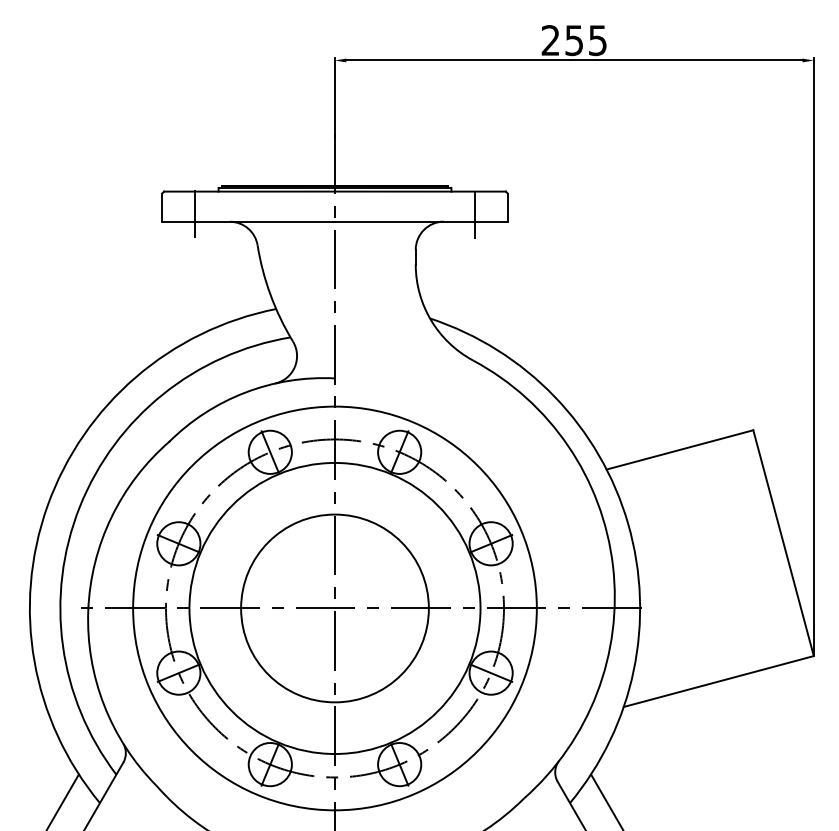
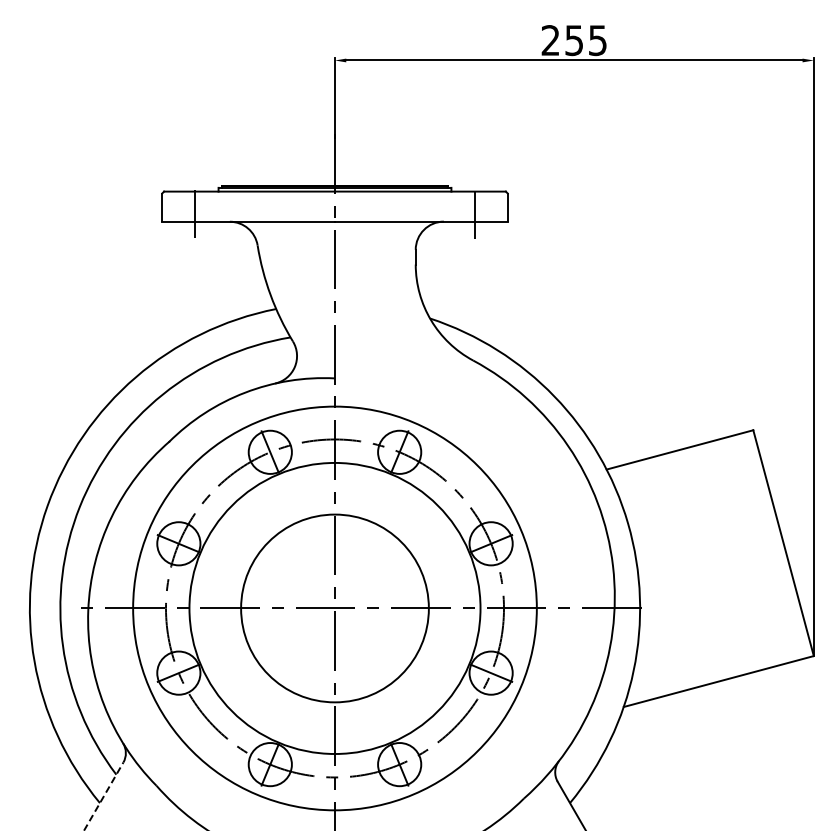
line: solid -> dashed (103, 796)
line: present -> none (63, 800)
line: present -> none (606, 800)
